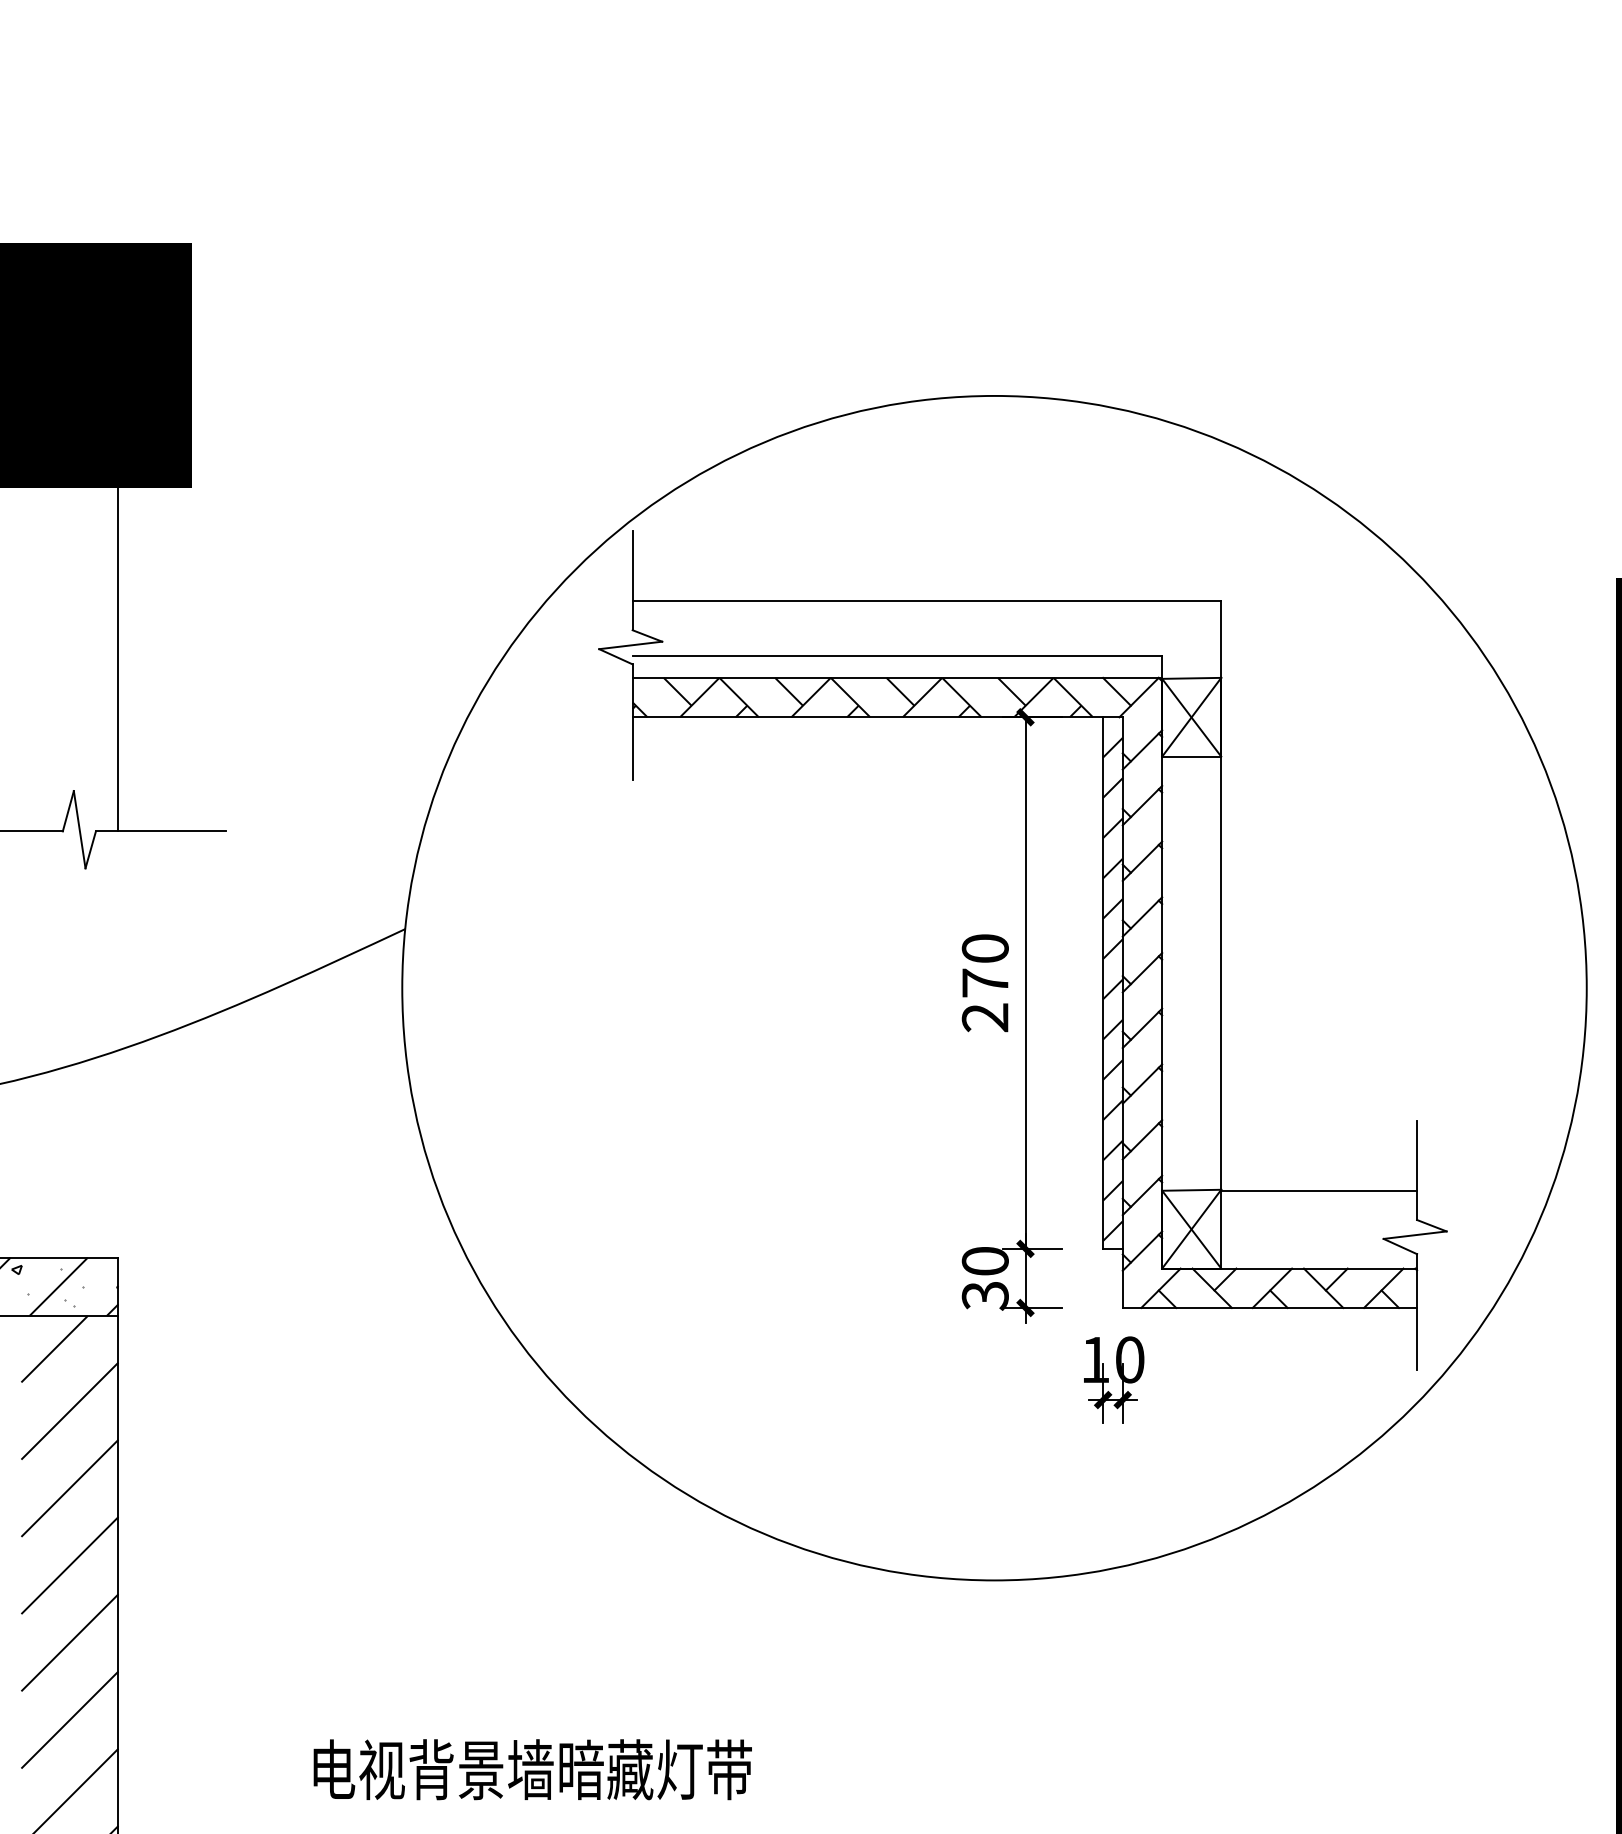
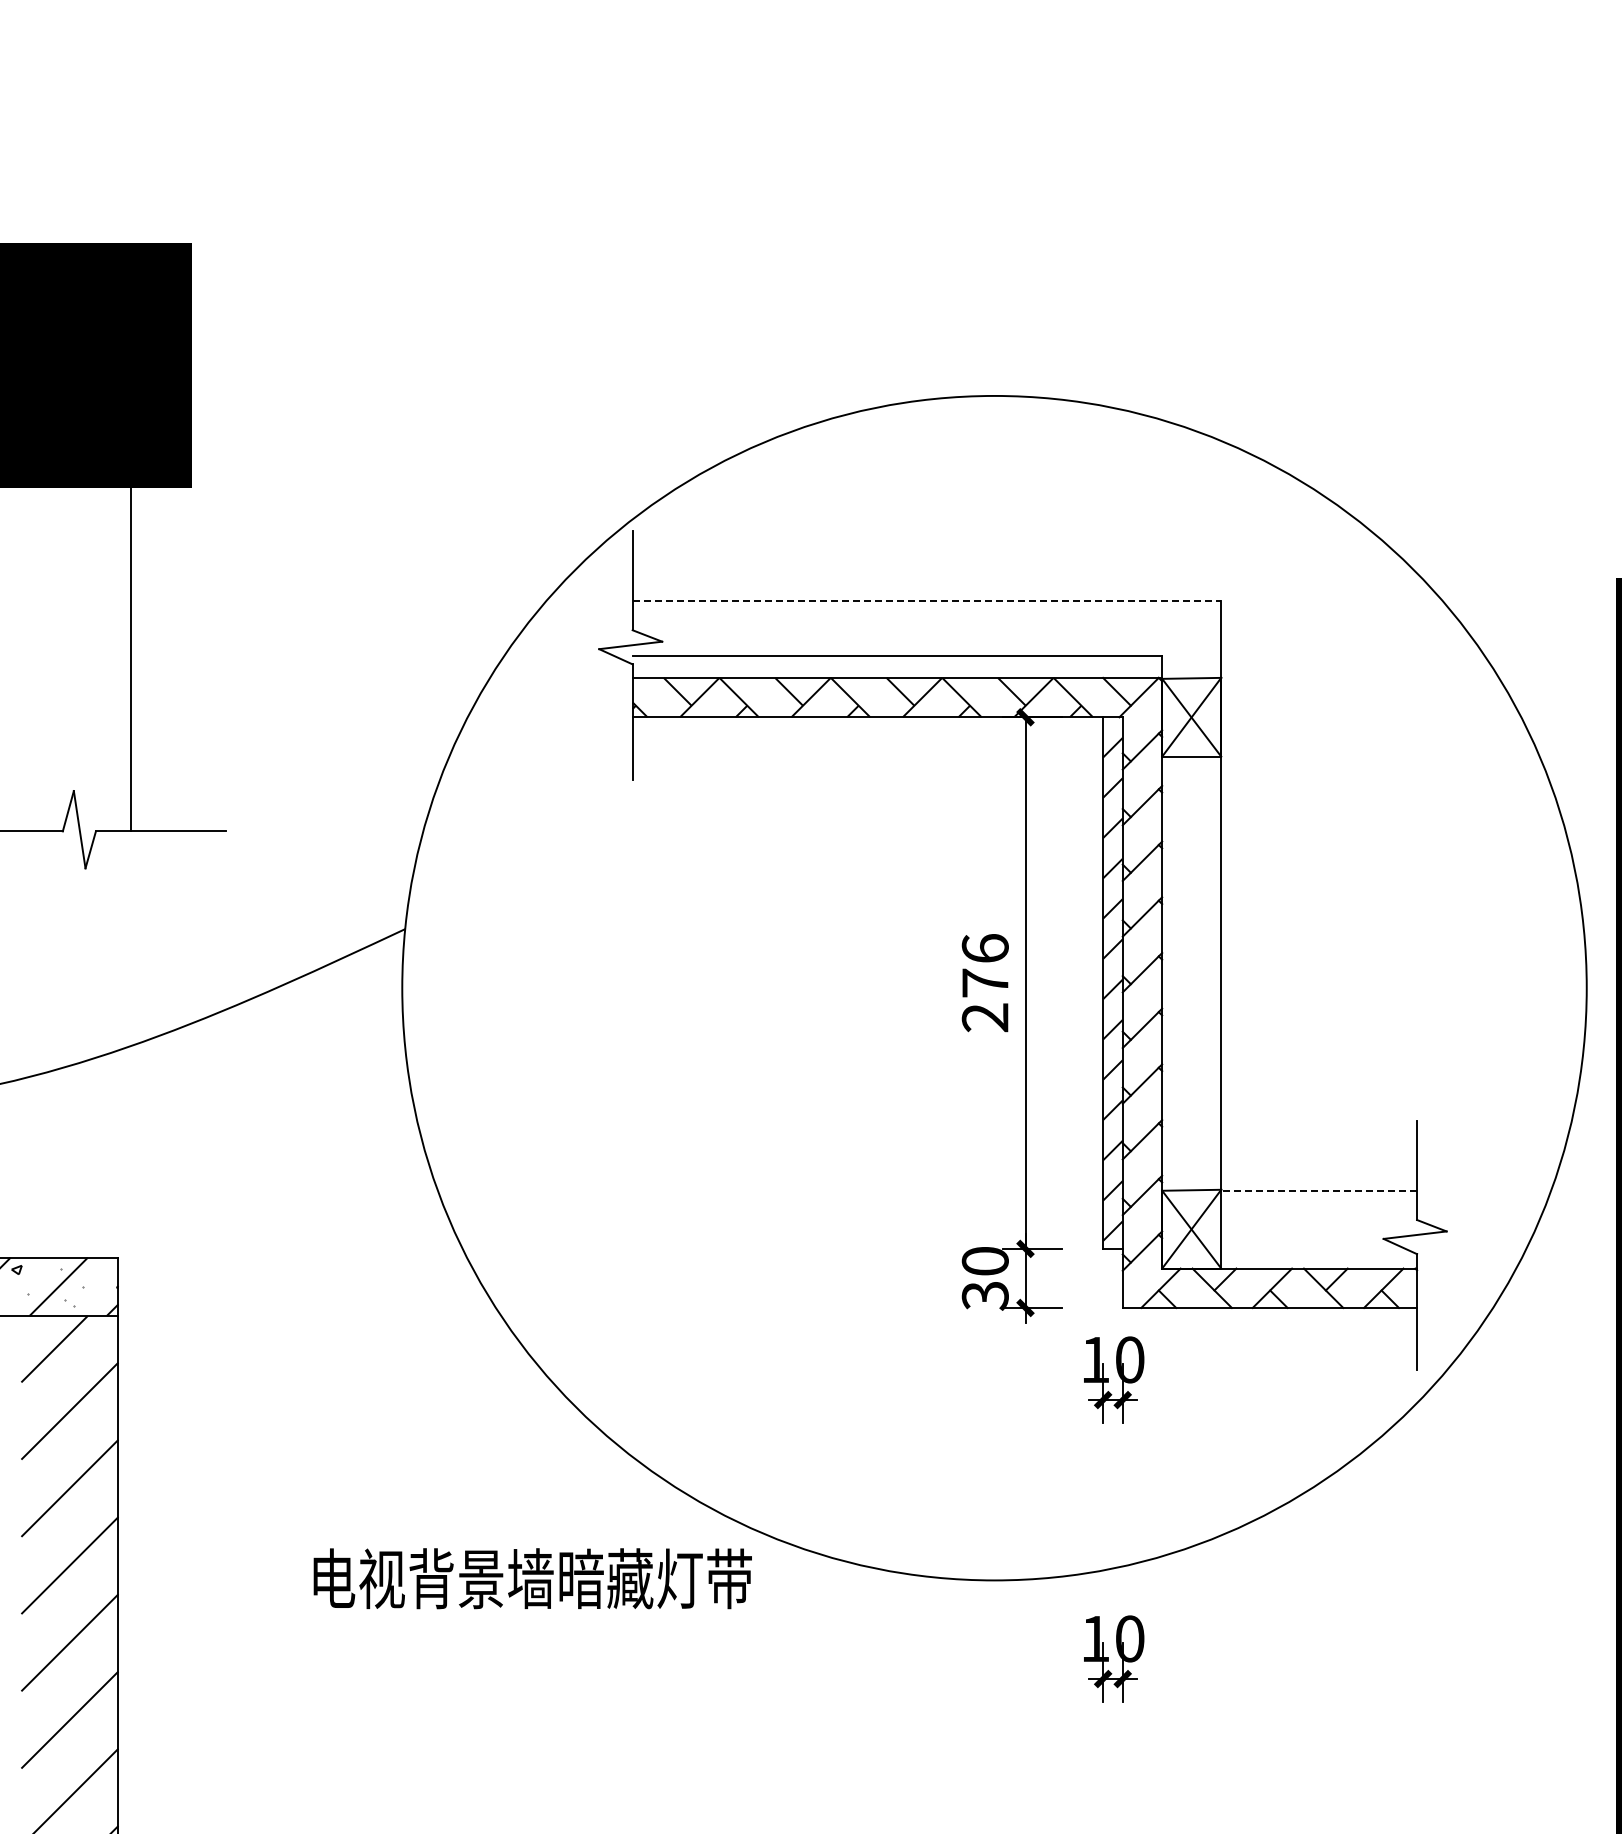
line: solid -> dashed (927, 600)
line position: (118, 658) -> (131, 658) (131, 658)
text: 270 -> 276 (984, 948)
line: solid -> dashed (1319, 1190)
part: none -> present (1114, 1658)
text position: (532, 1769) -> (532, 1578) (532, 1578)
